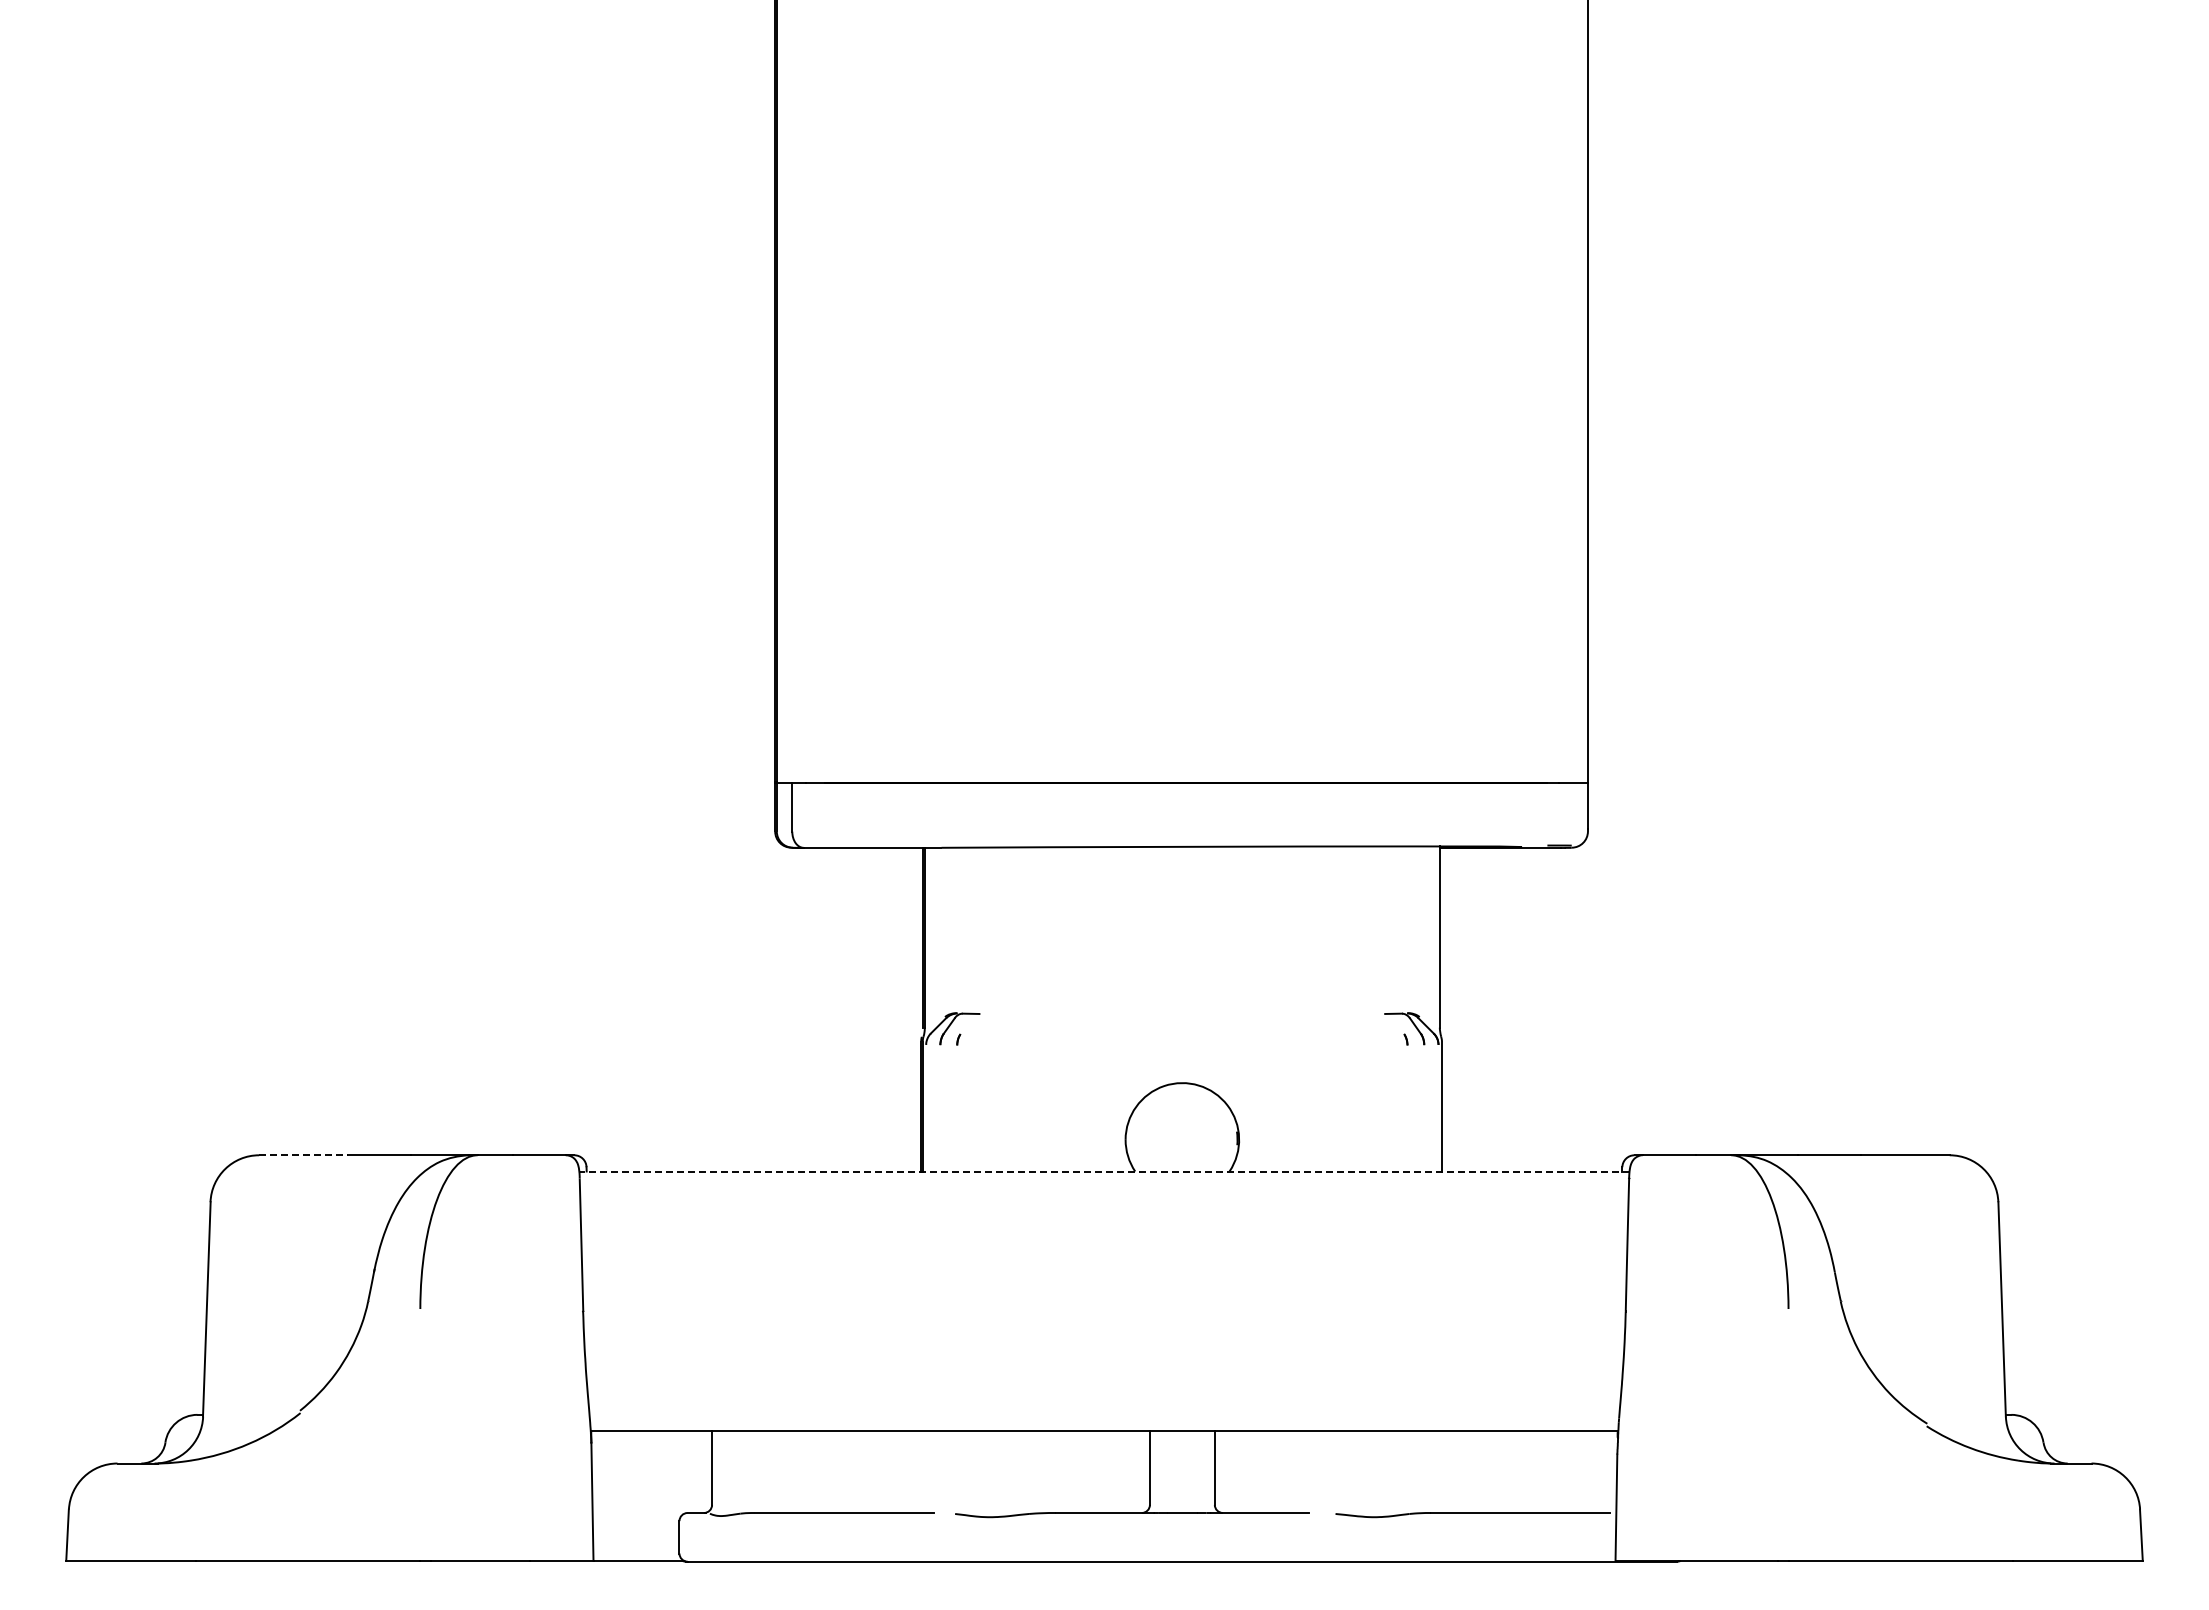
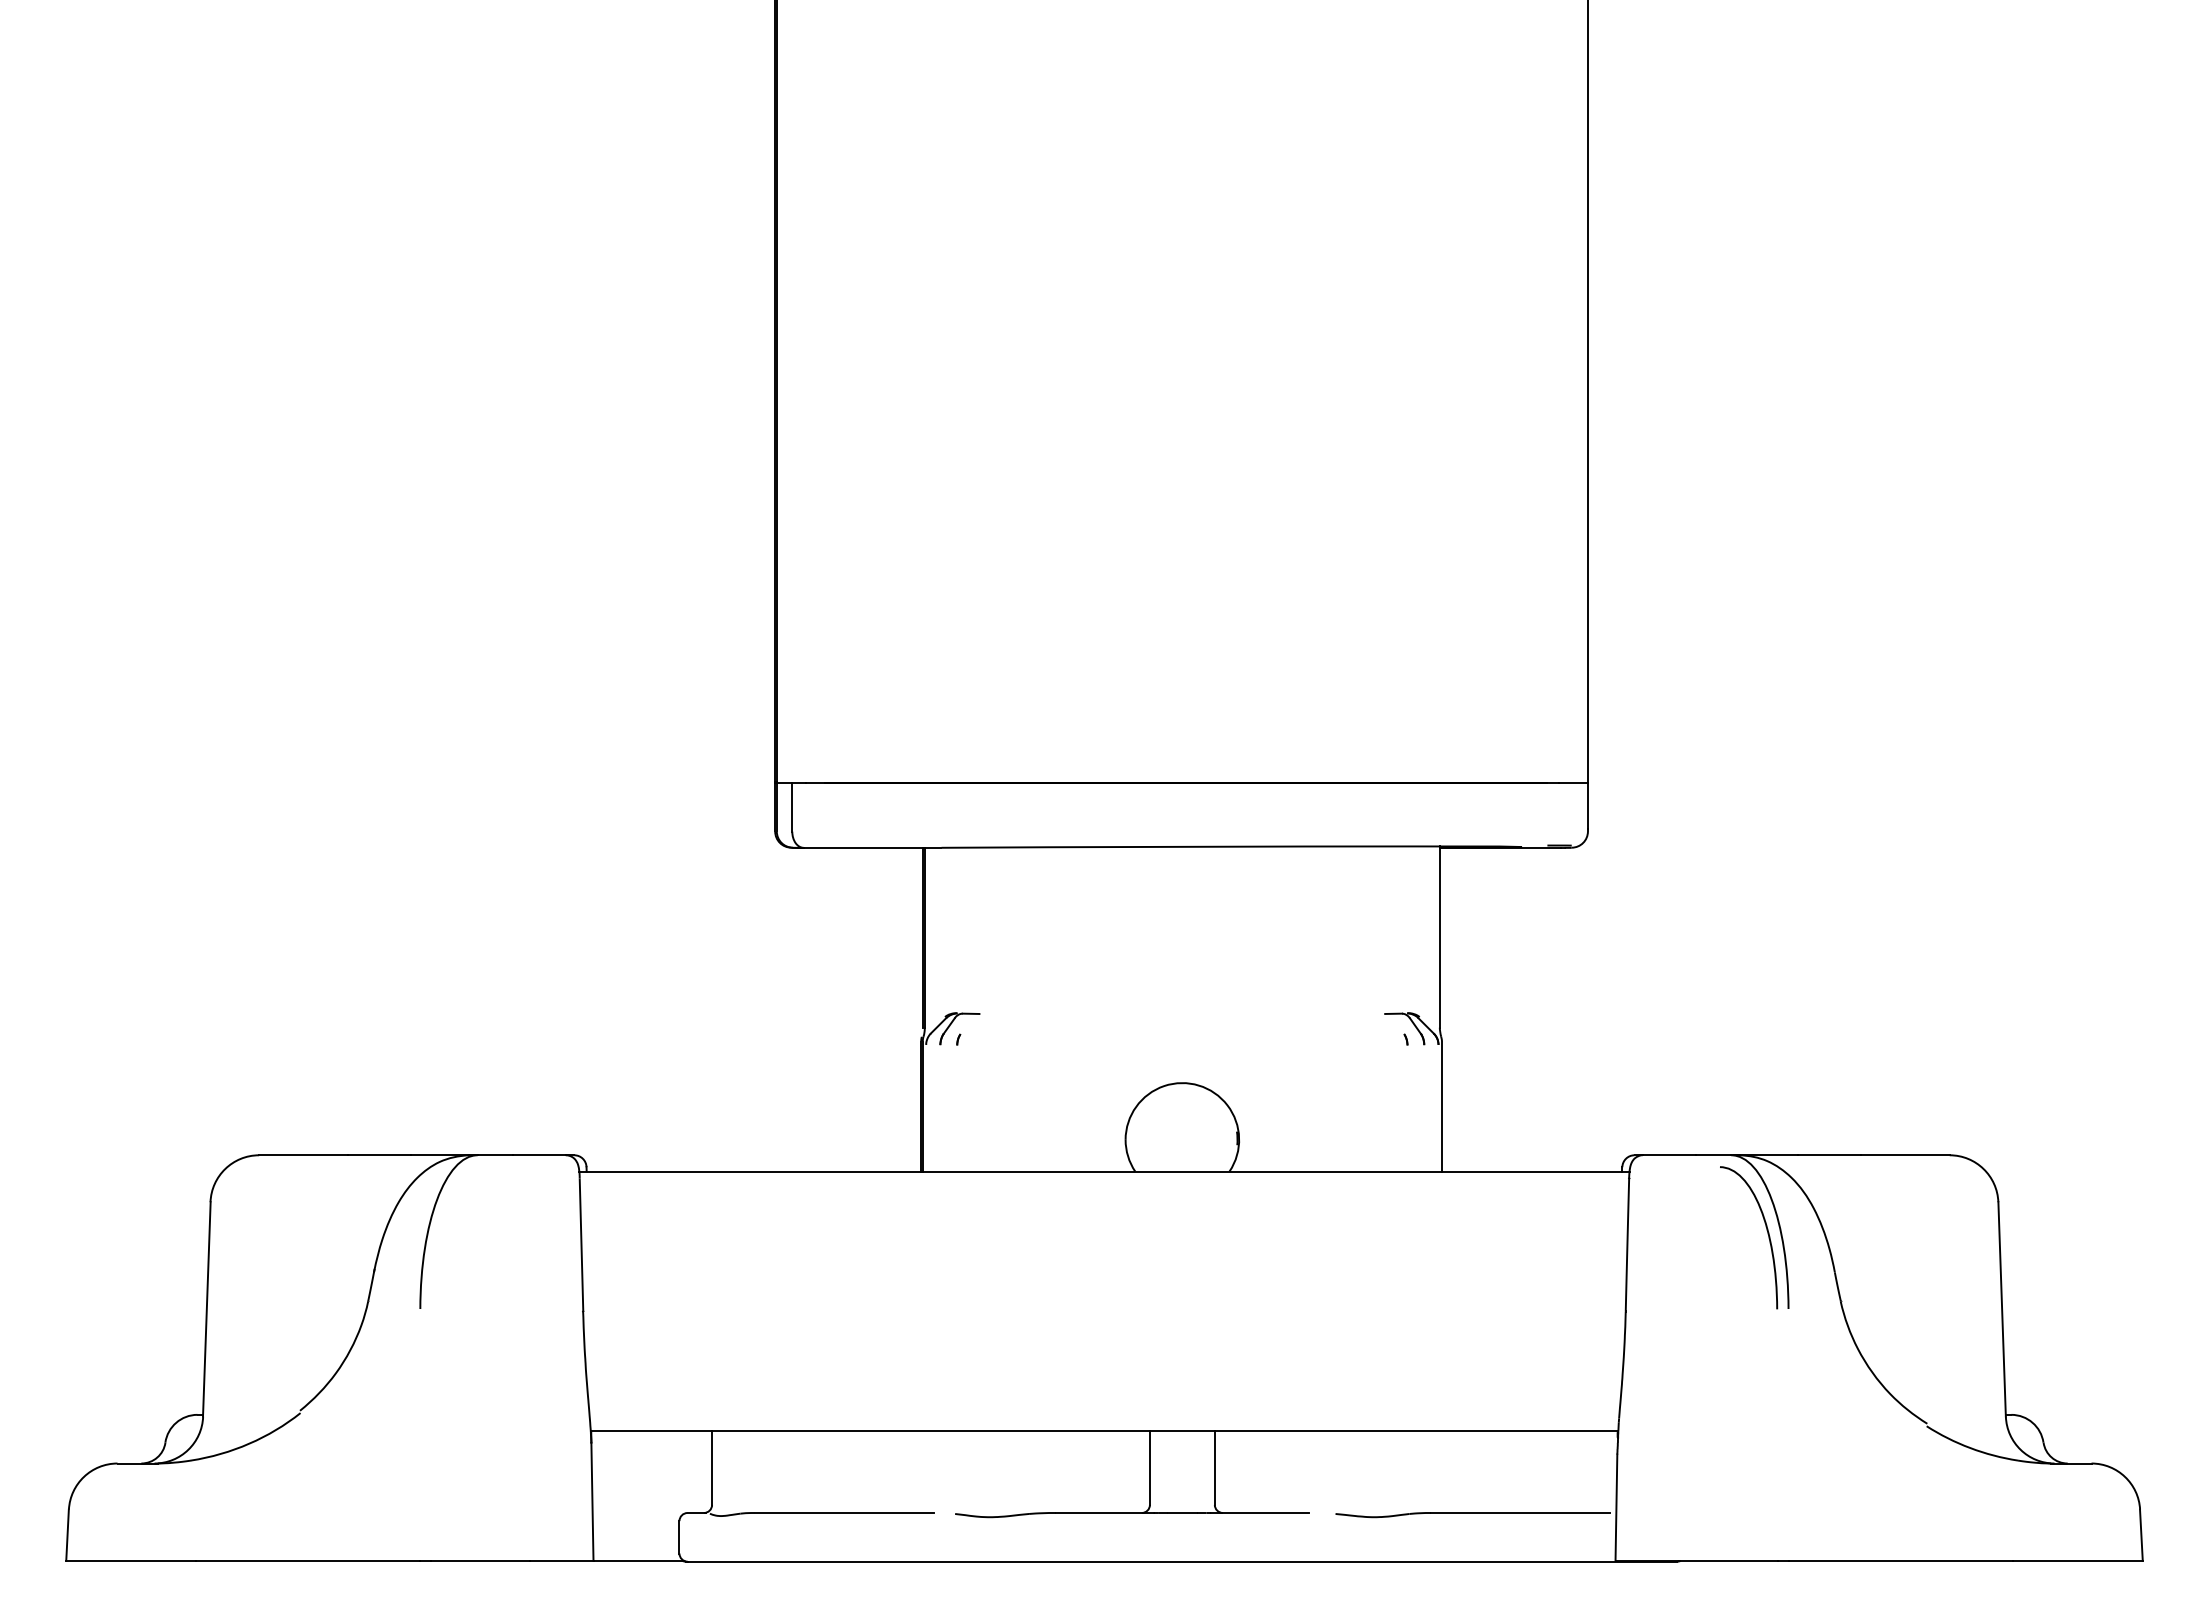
line: dashed -> solid (303, 1155)
line: dashed -> solid (1104, 1171)
curve: none -> present (1767, 1234)
